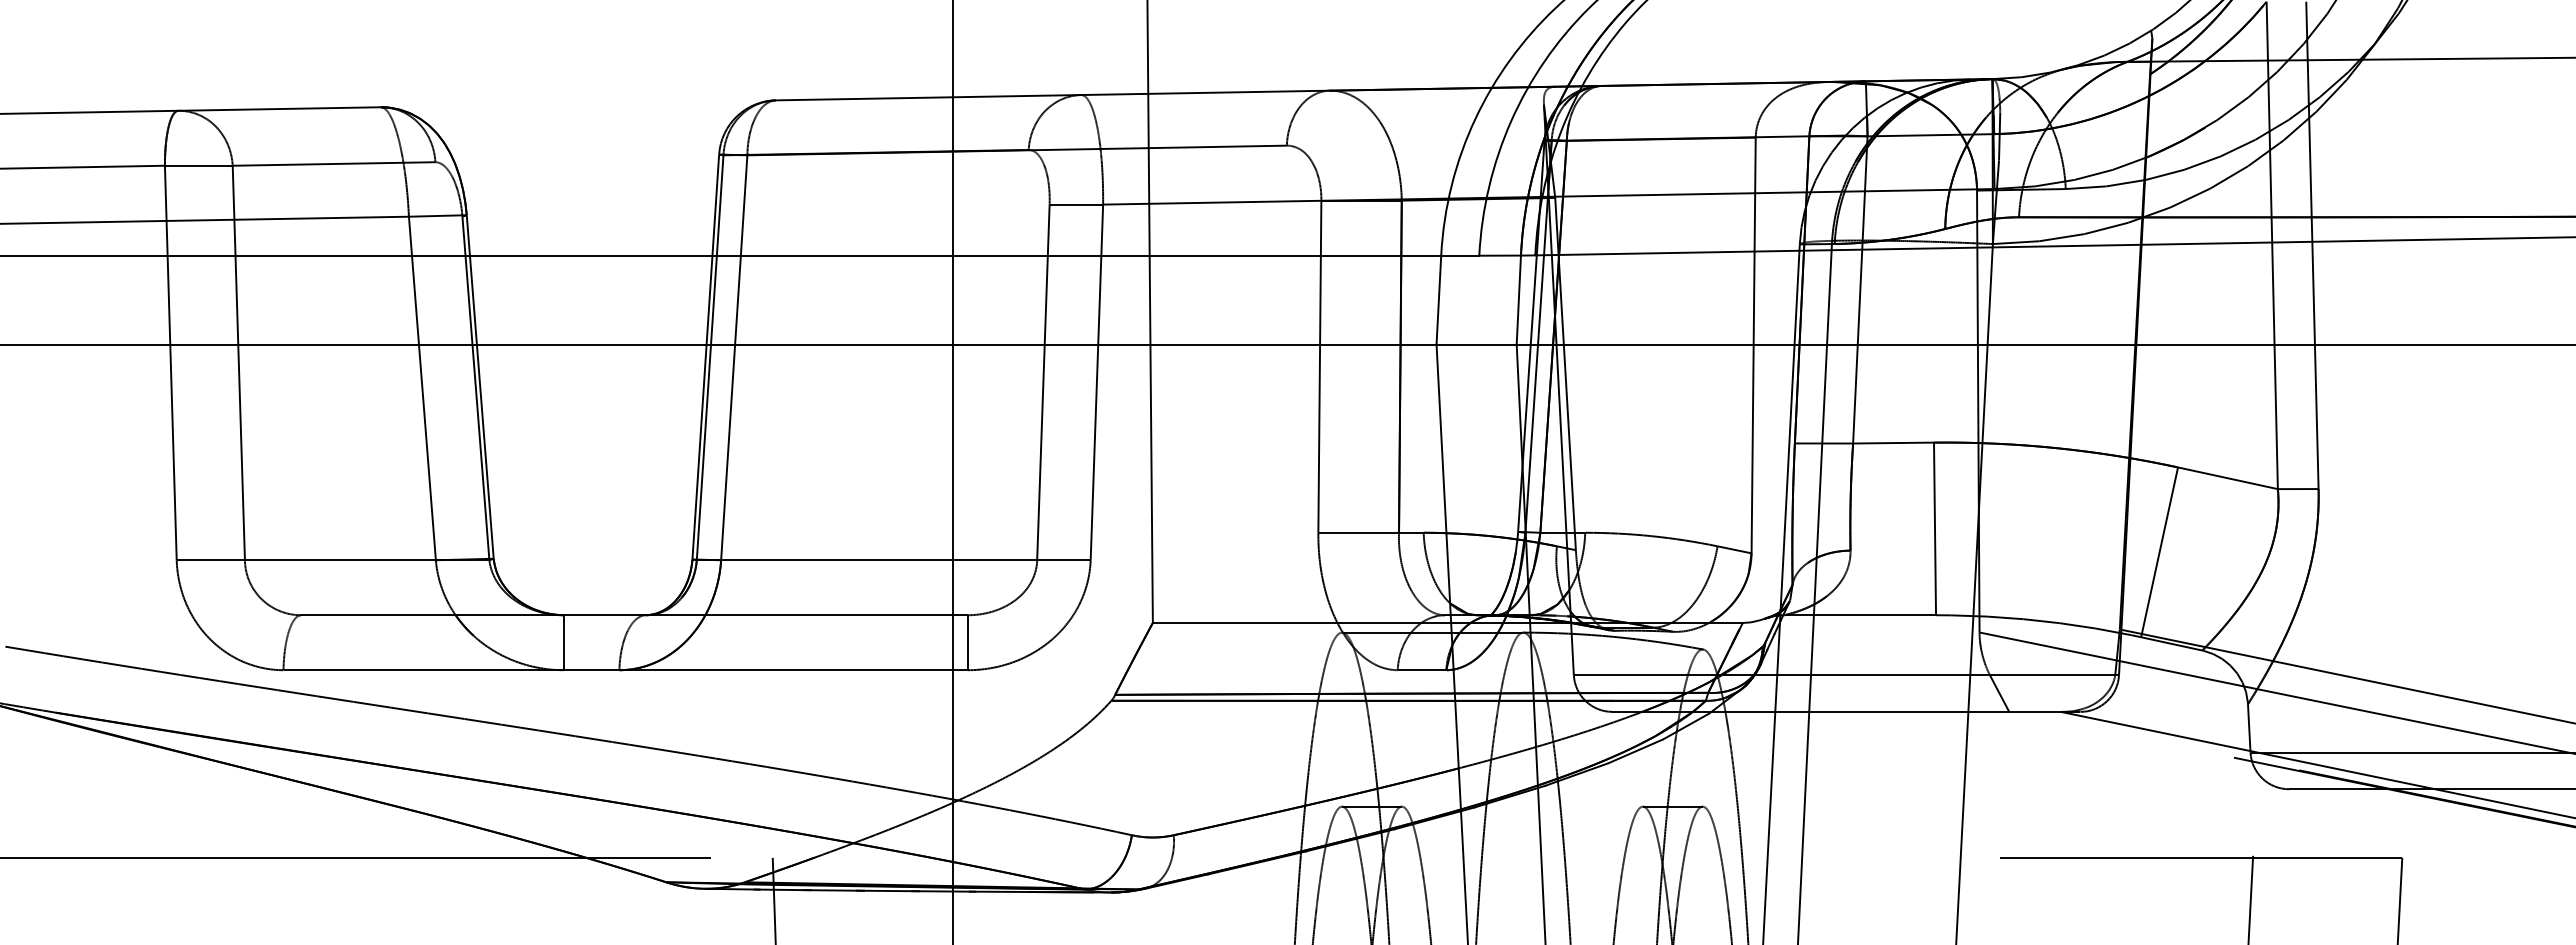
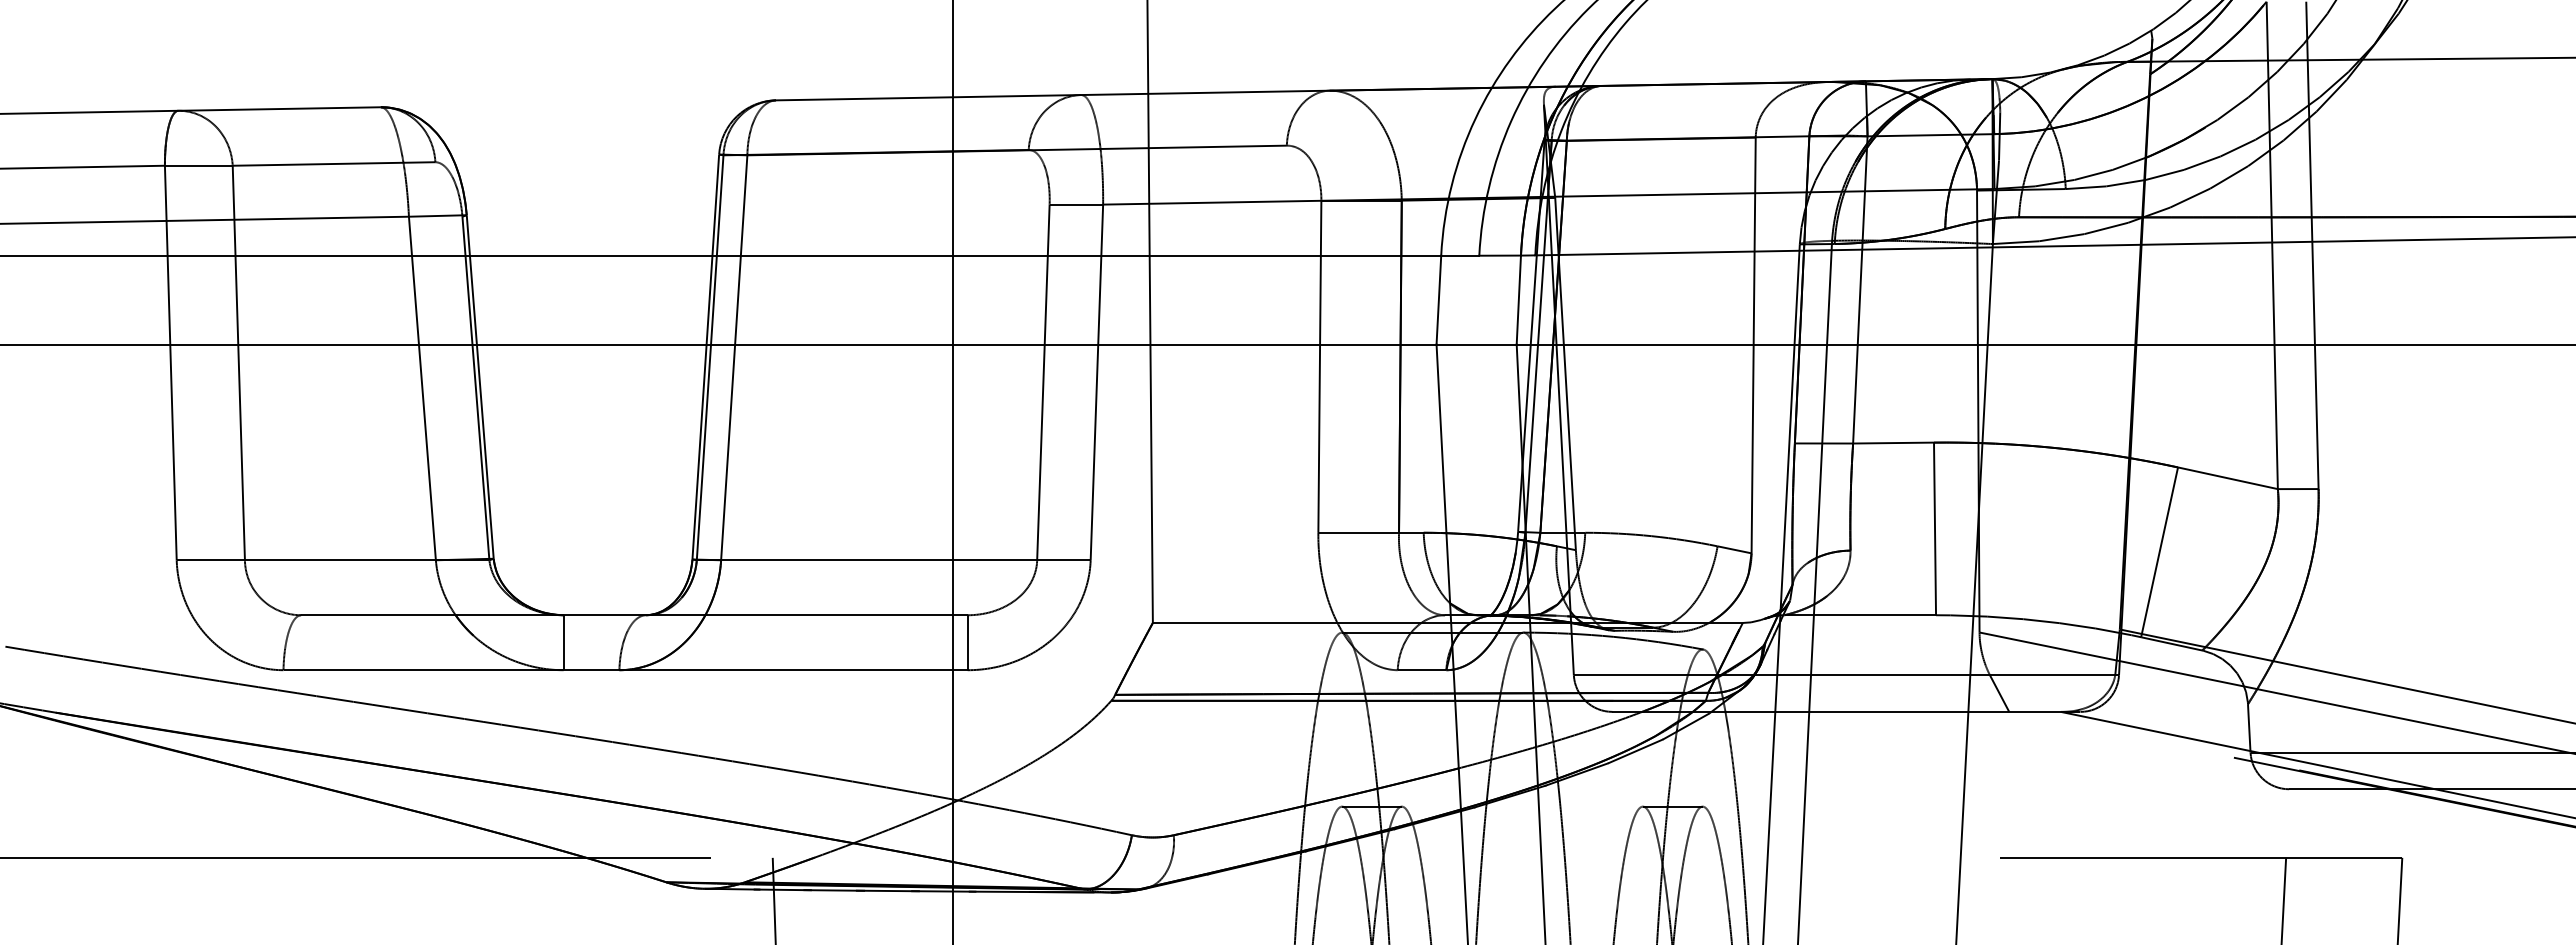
line position: (2250, 898) -> (2283, 899) (2283, 899)
